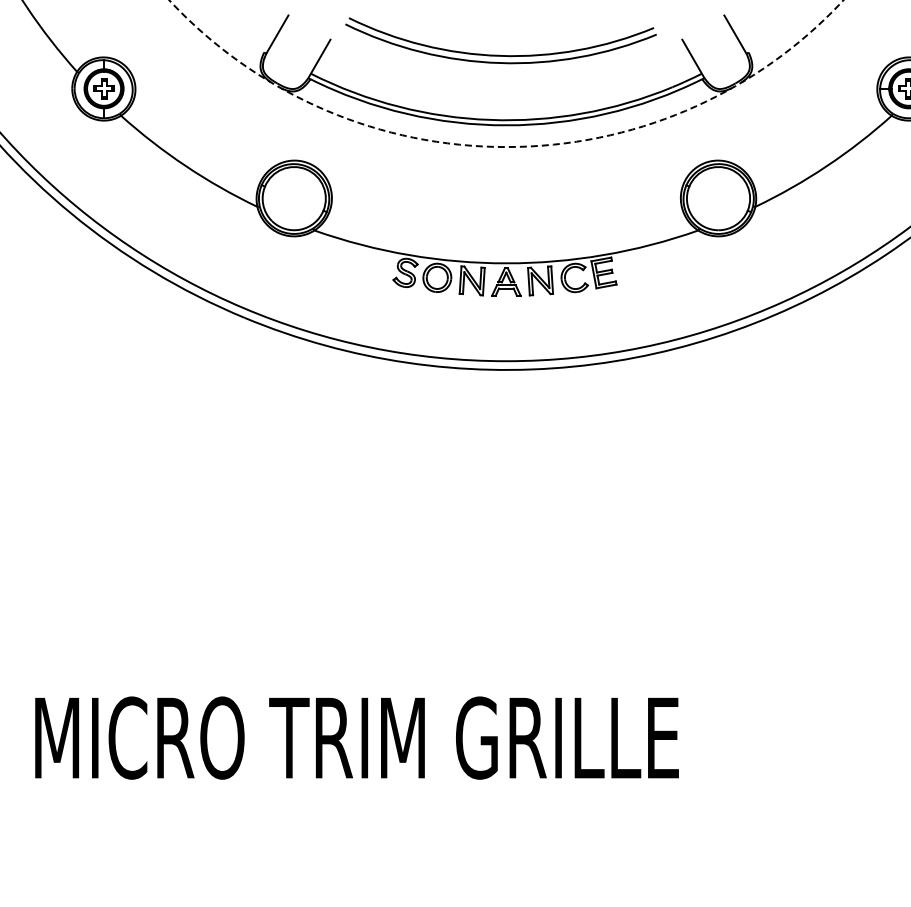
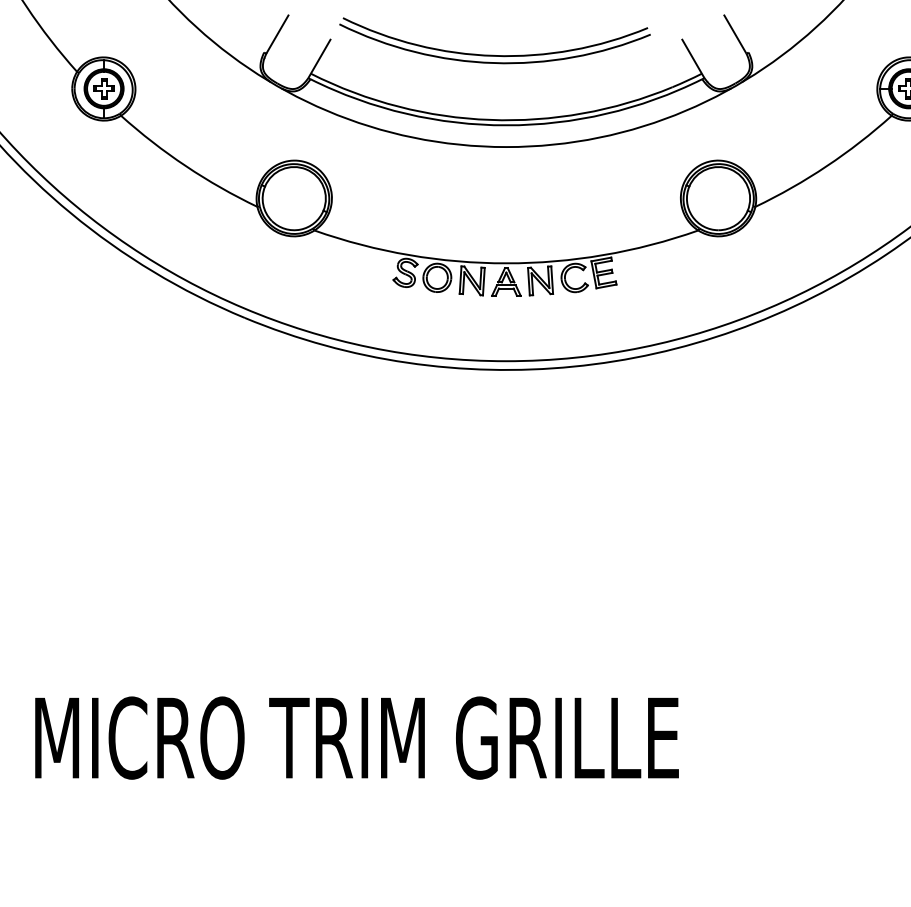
part position: (499, 54) -> (493, 54) (493, 54)
arc: dashed -> solid (506, 147)
